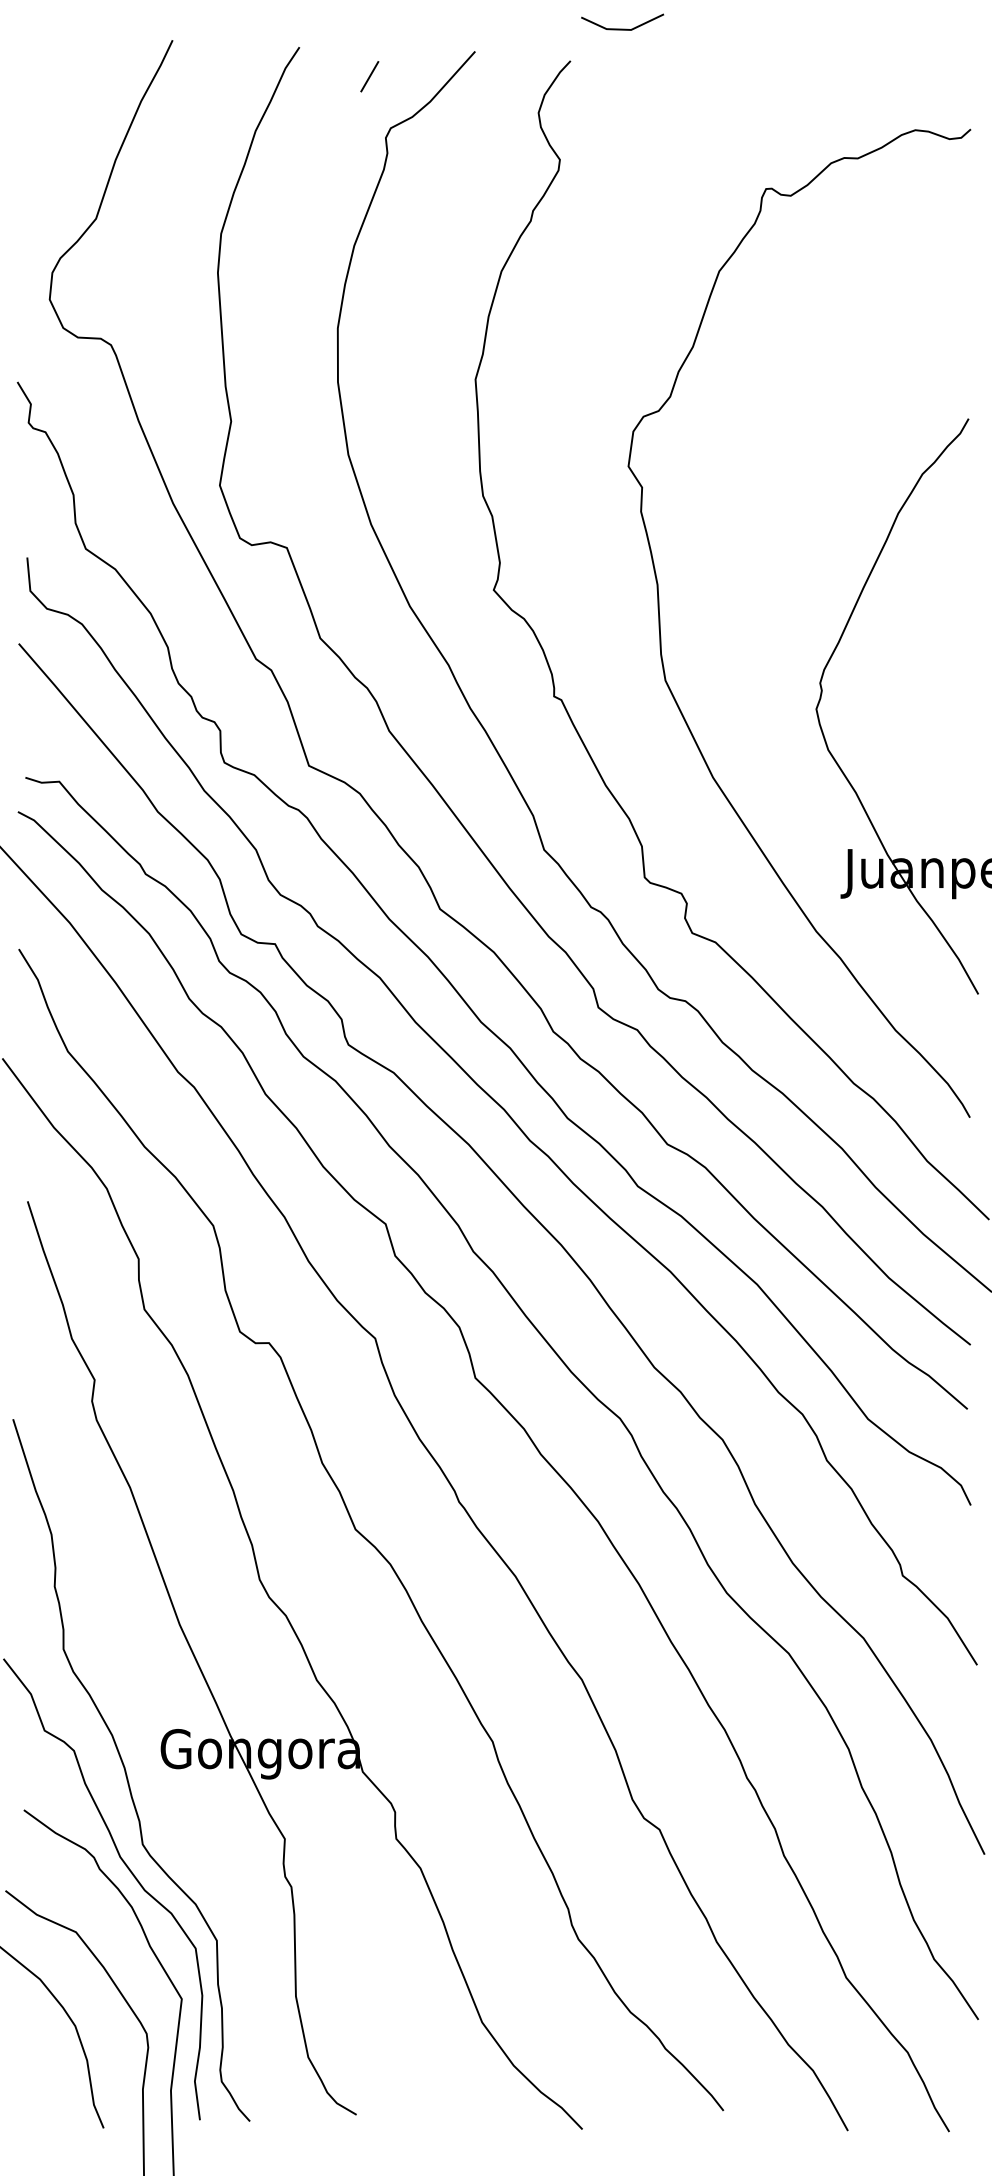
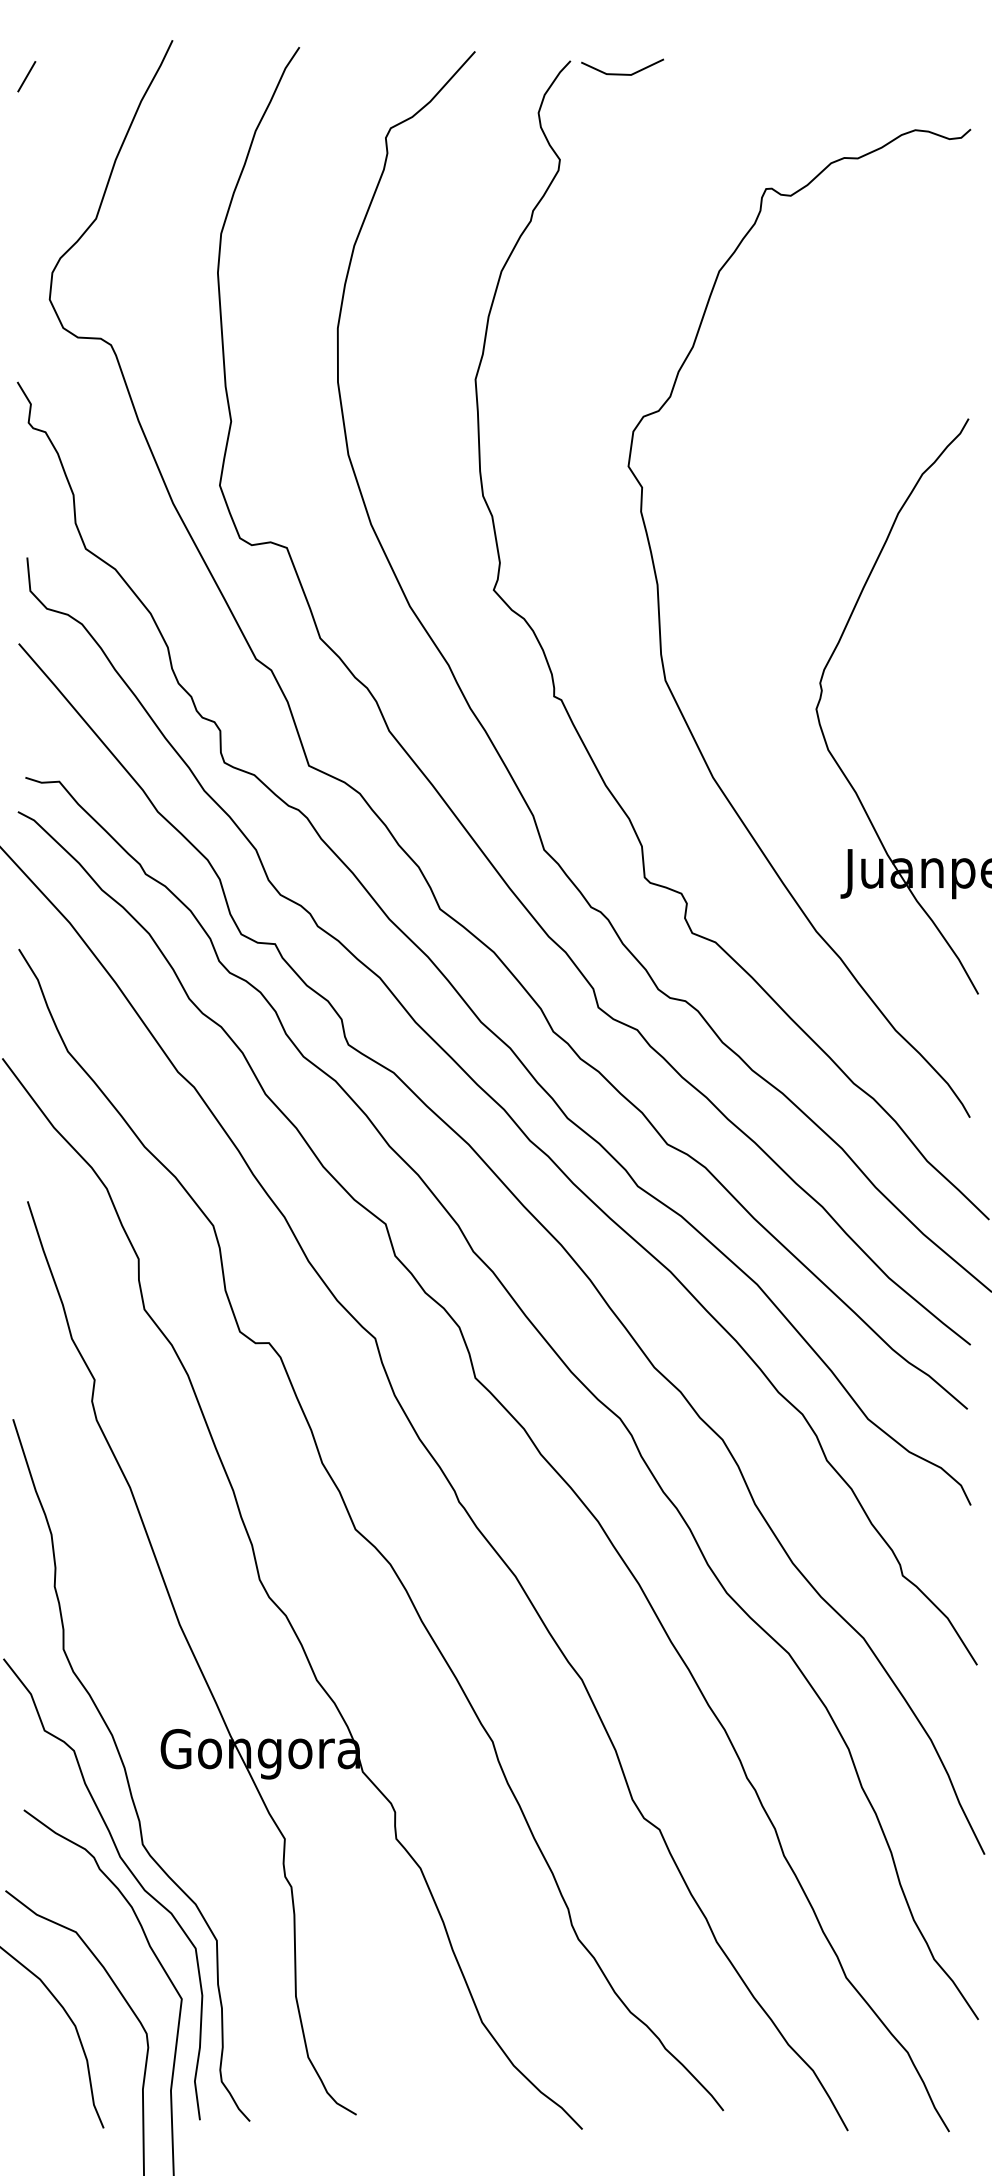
line position: (622, 28) -> (622, 73) (622, 73)
line position: (369, 76) -> (26, 76) (26, 76)
